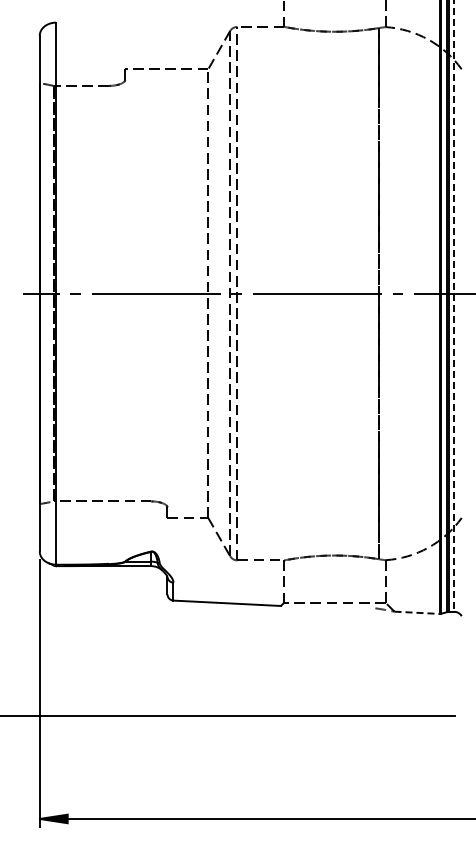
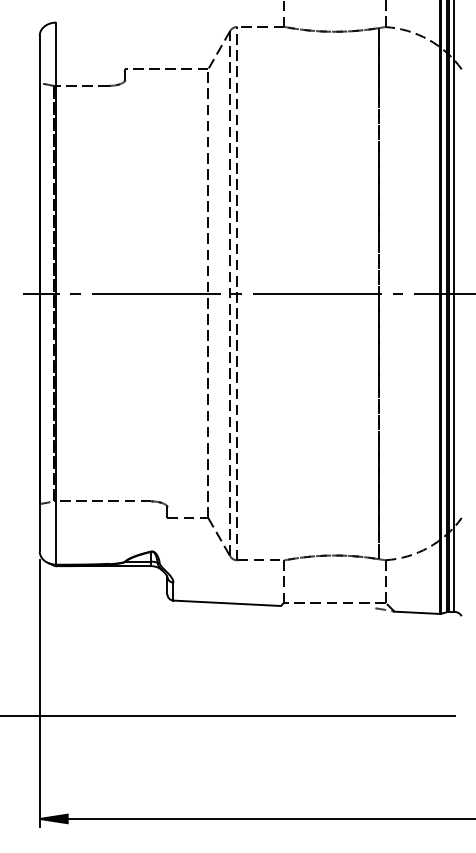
line: dashed -> solid (454, 306)
line: dashed -> solid (417, 612)
